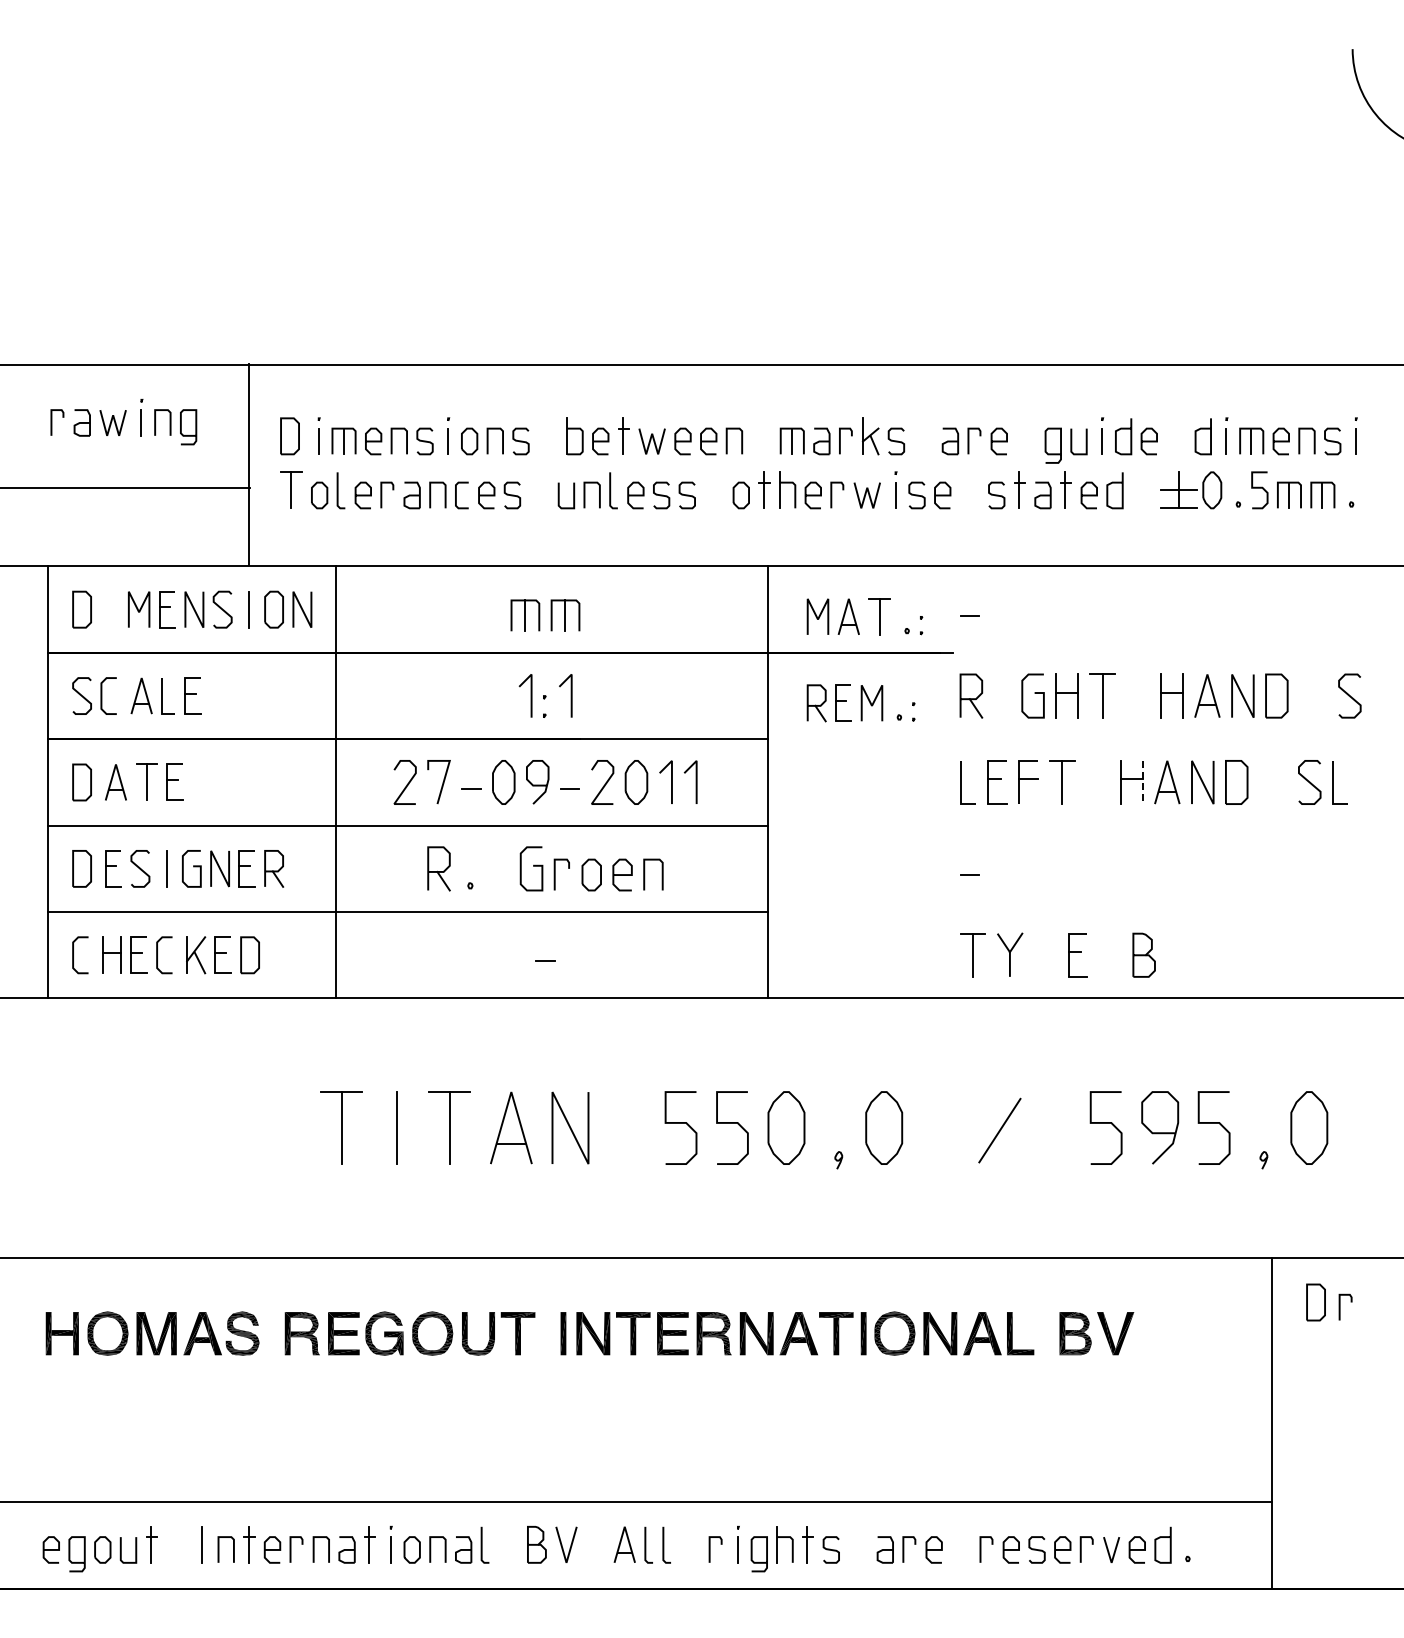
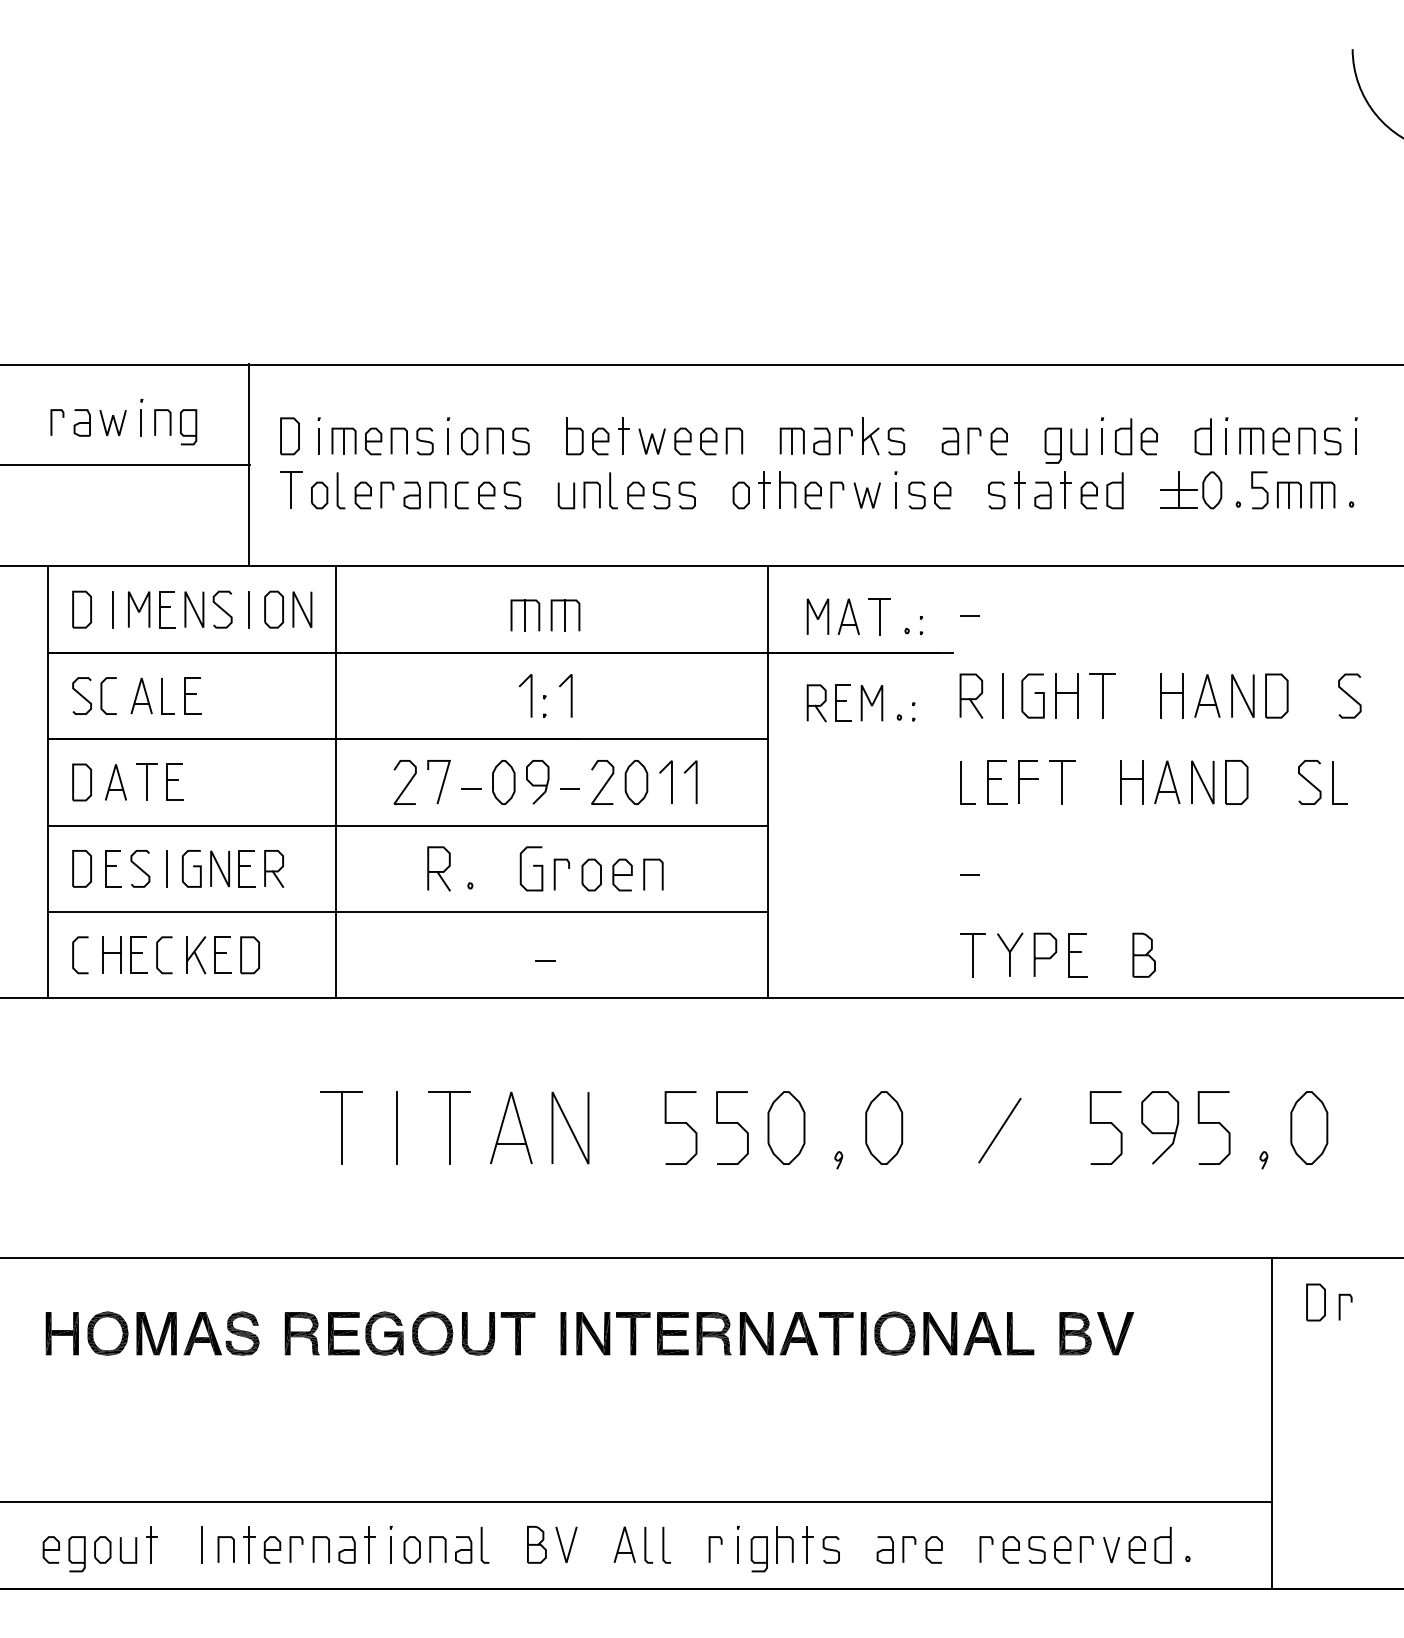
line position: (125, 488) -> (125, 465) (125, 465)
line: none -> present (112, 609)
line: none -> present (1002, 695)
line: dashed -> solid (1142, 782)
curve: none -> present (1045, 957)
